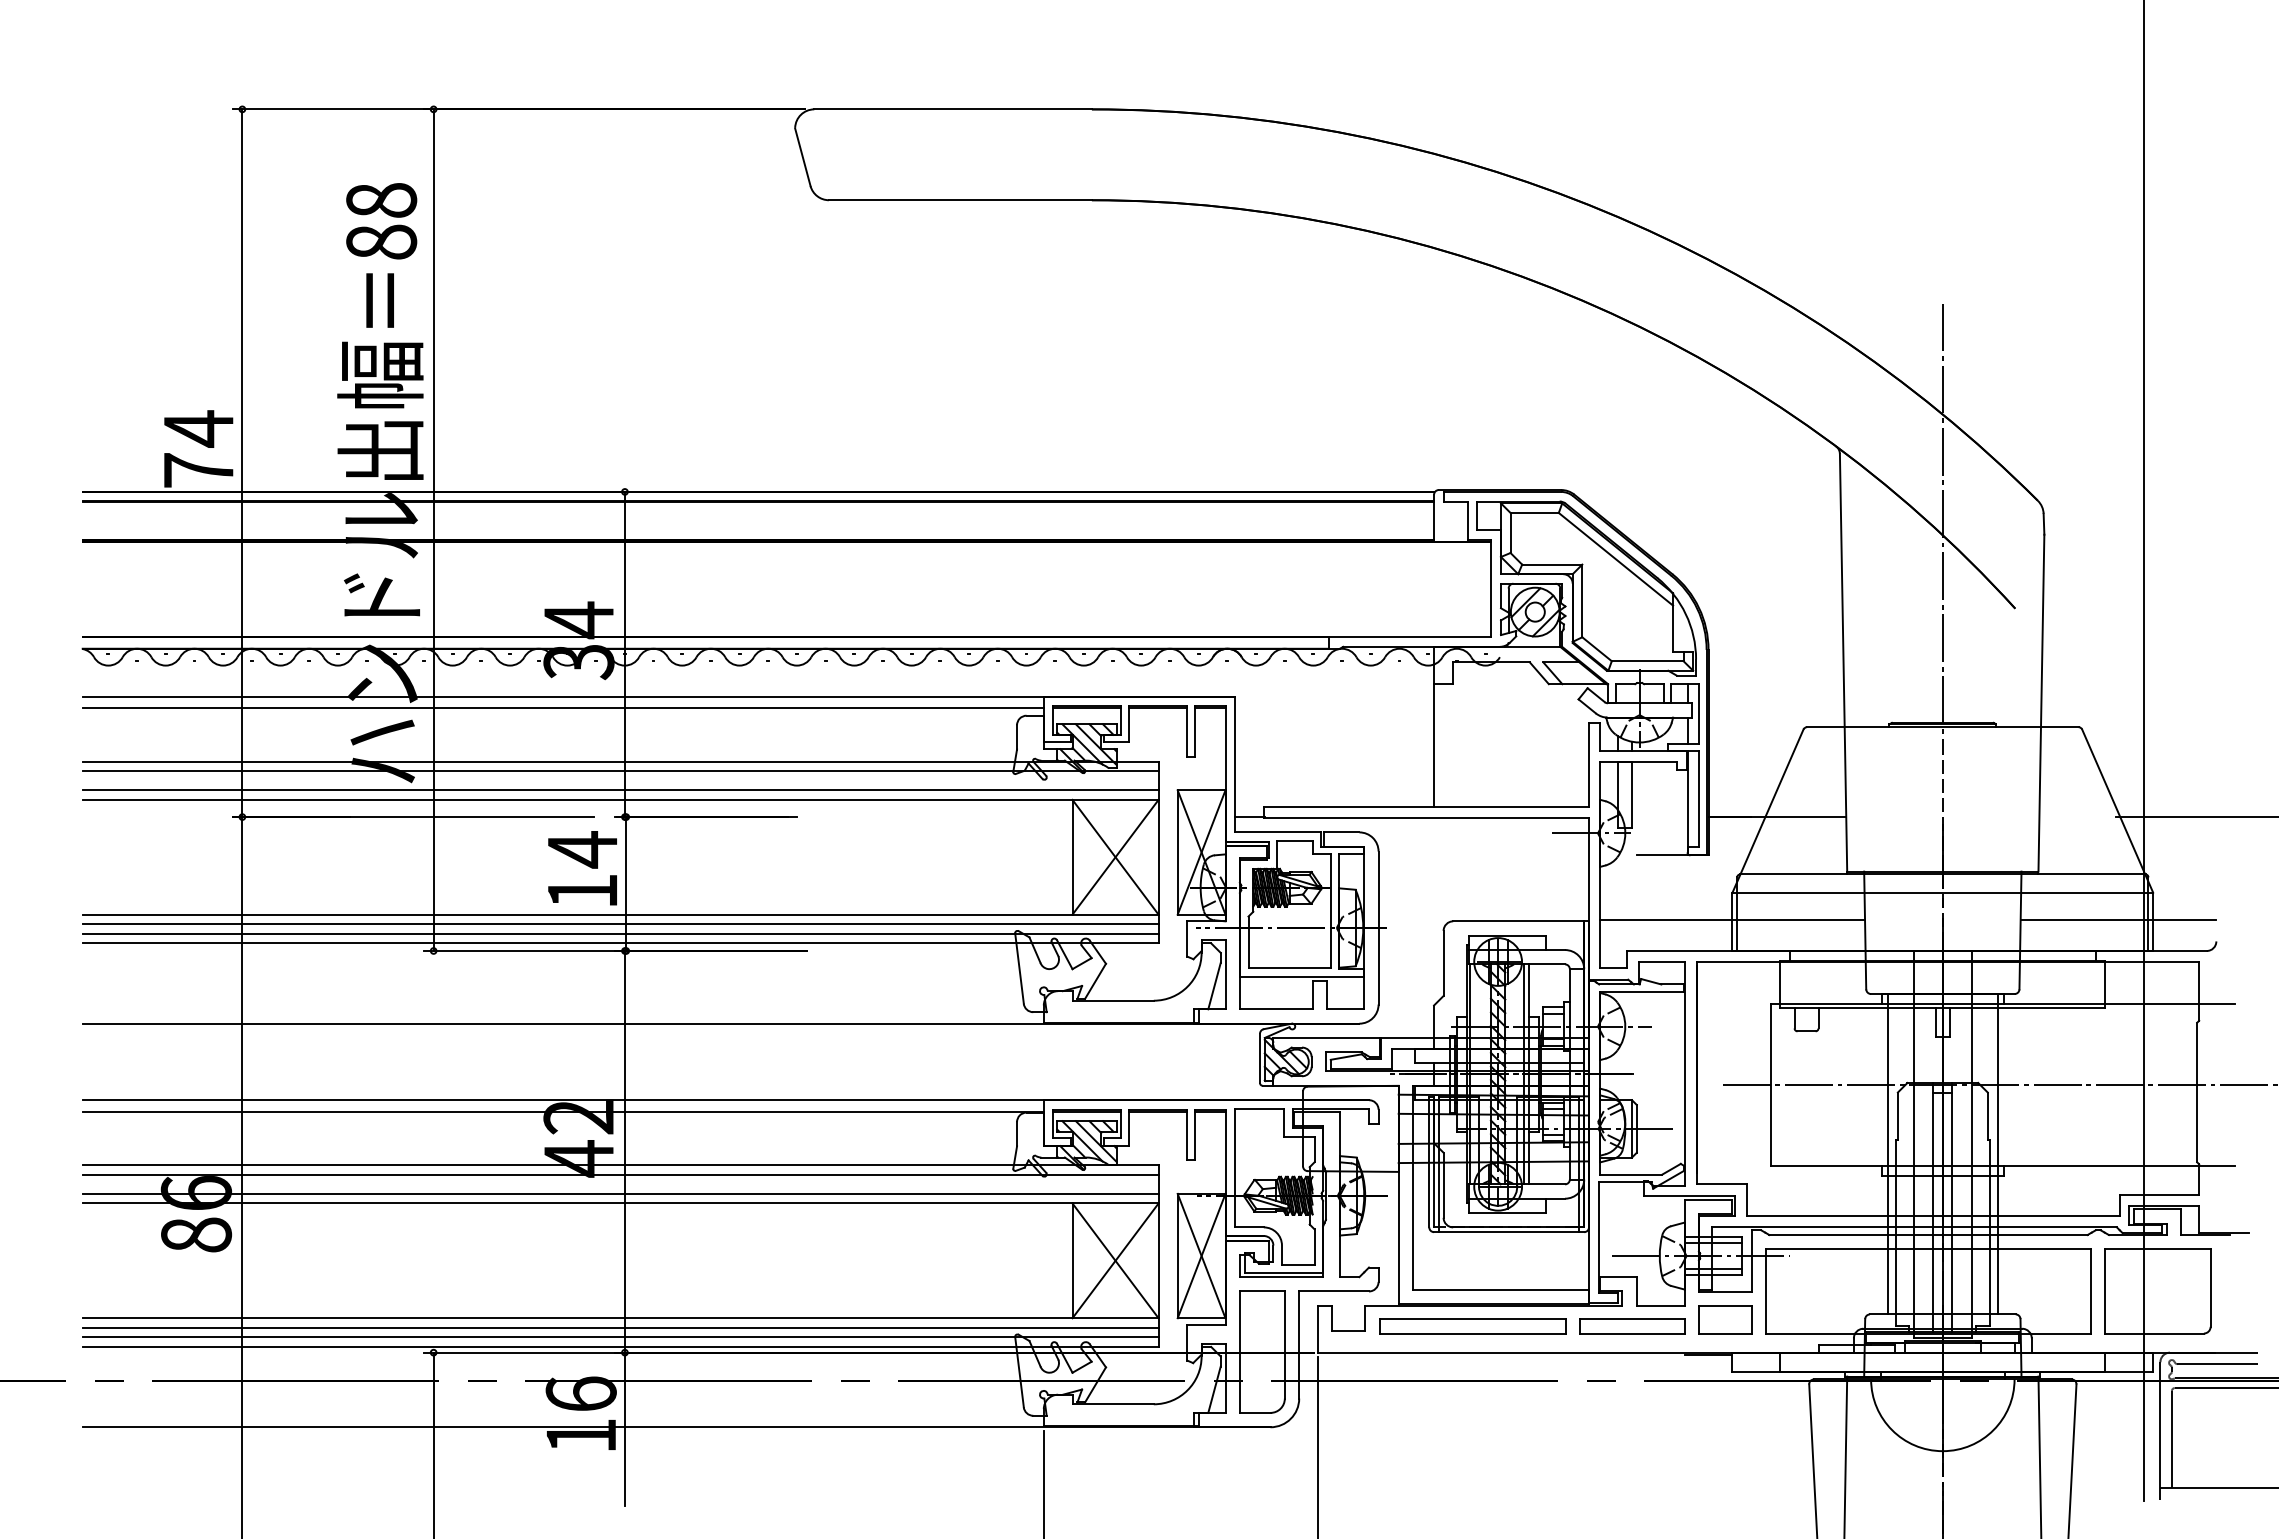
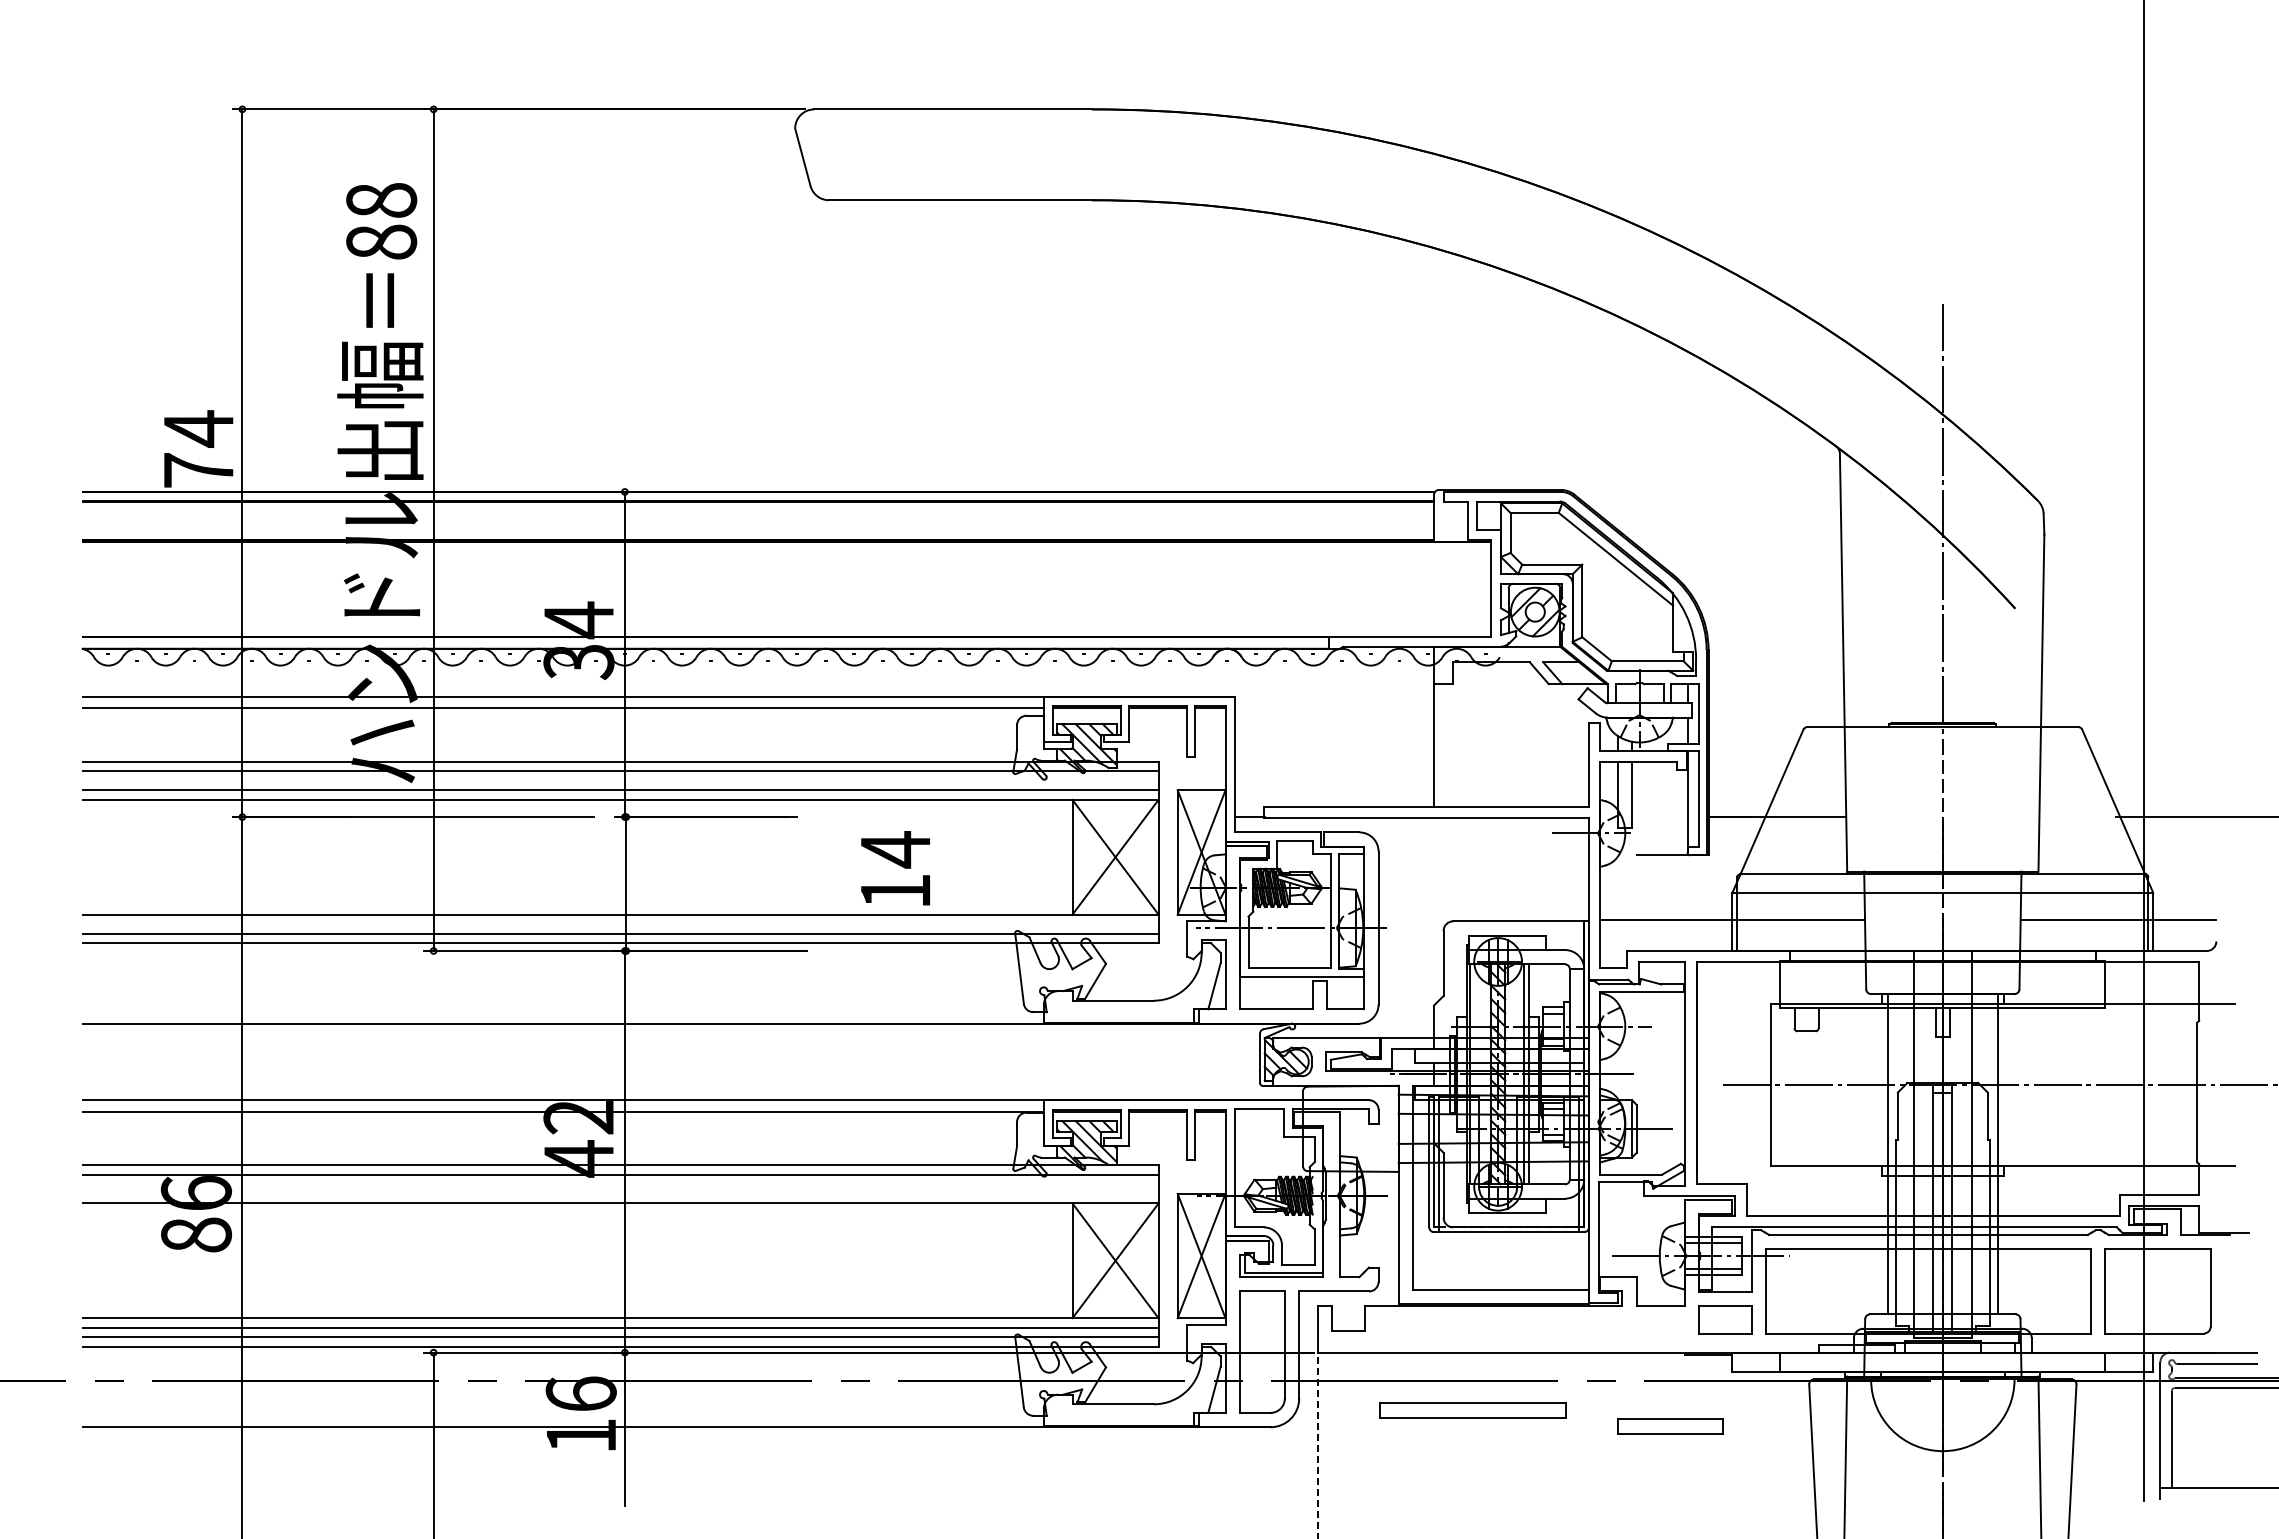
text position: (582, 868) -> (895, 868) (895, 868)
line: present -> none (620, 924)
line: present -> none (620, 1193)
part position: (1472, 1326) -> (1472, 1410) (1472, 1410)
part position: (1632, 1326) -> (1670, 1426) (1670, 1426)
line: solid -> dashed (1318, 1448)
line: present -> none (1043, 1483)
